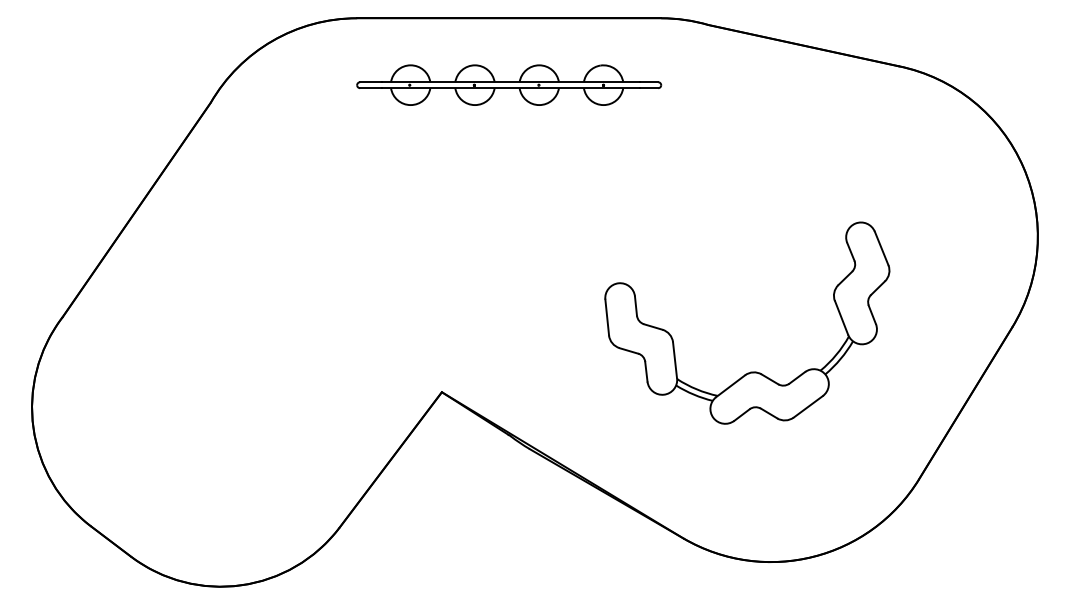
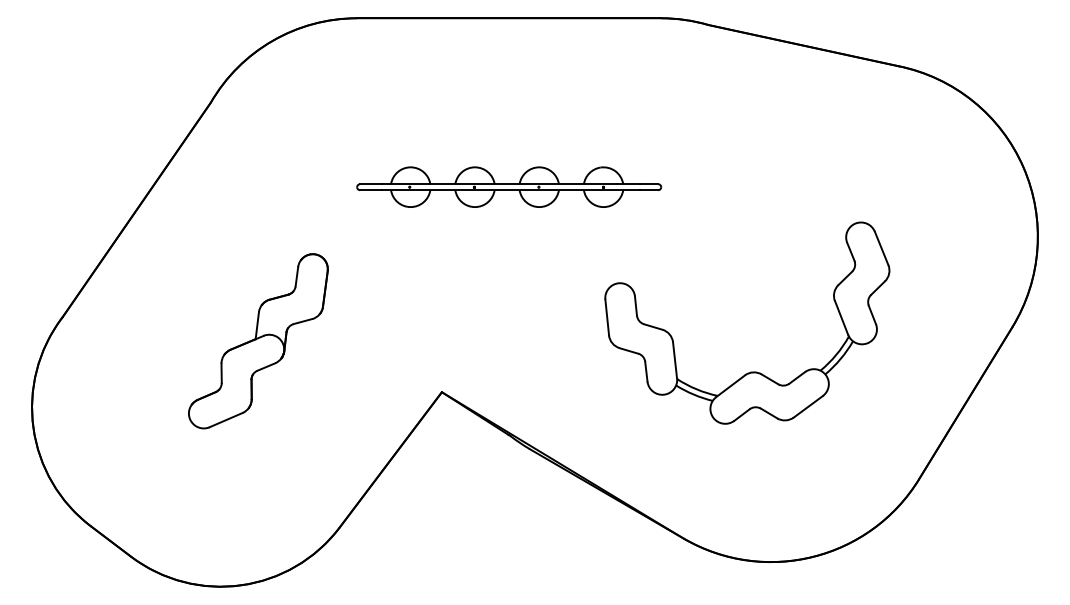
part position: (509, 84) -> (509, 186) (509, 186)
part: none -> present (258, 341)
